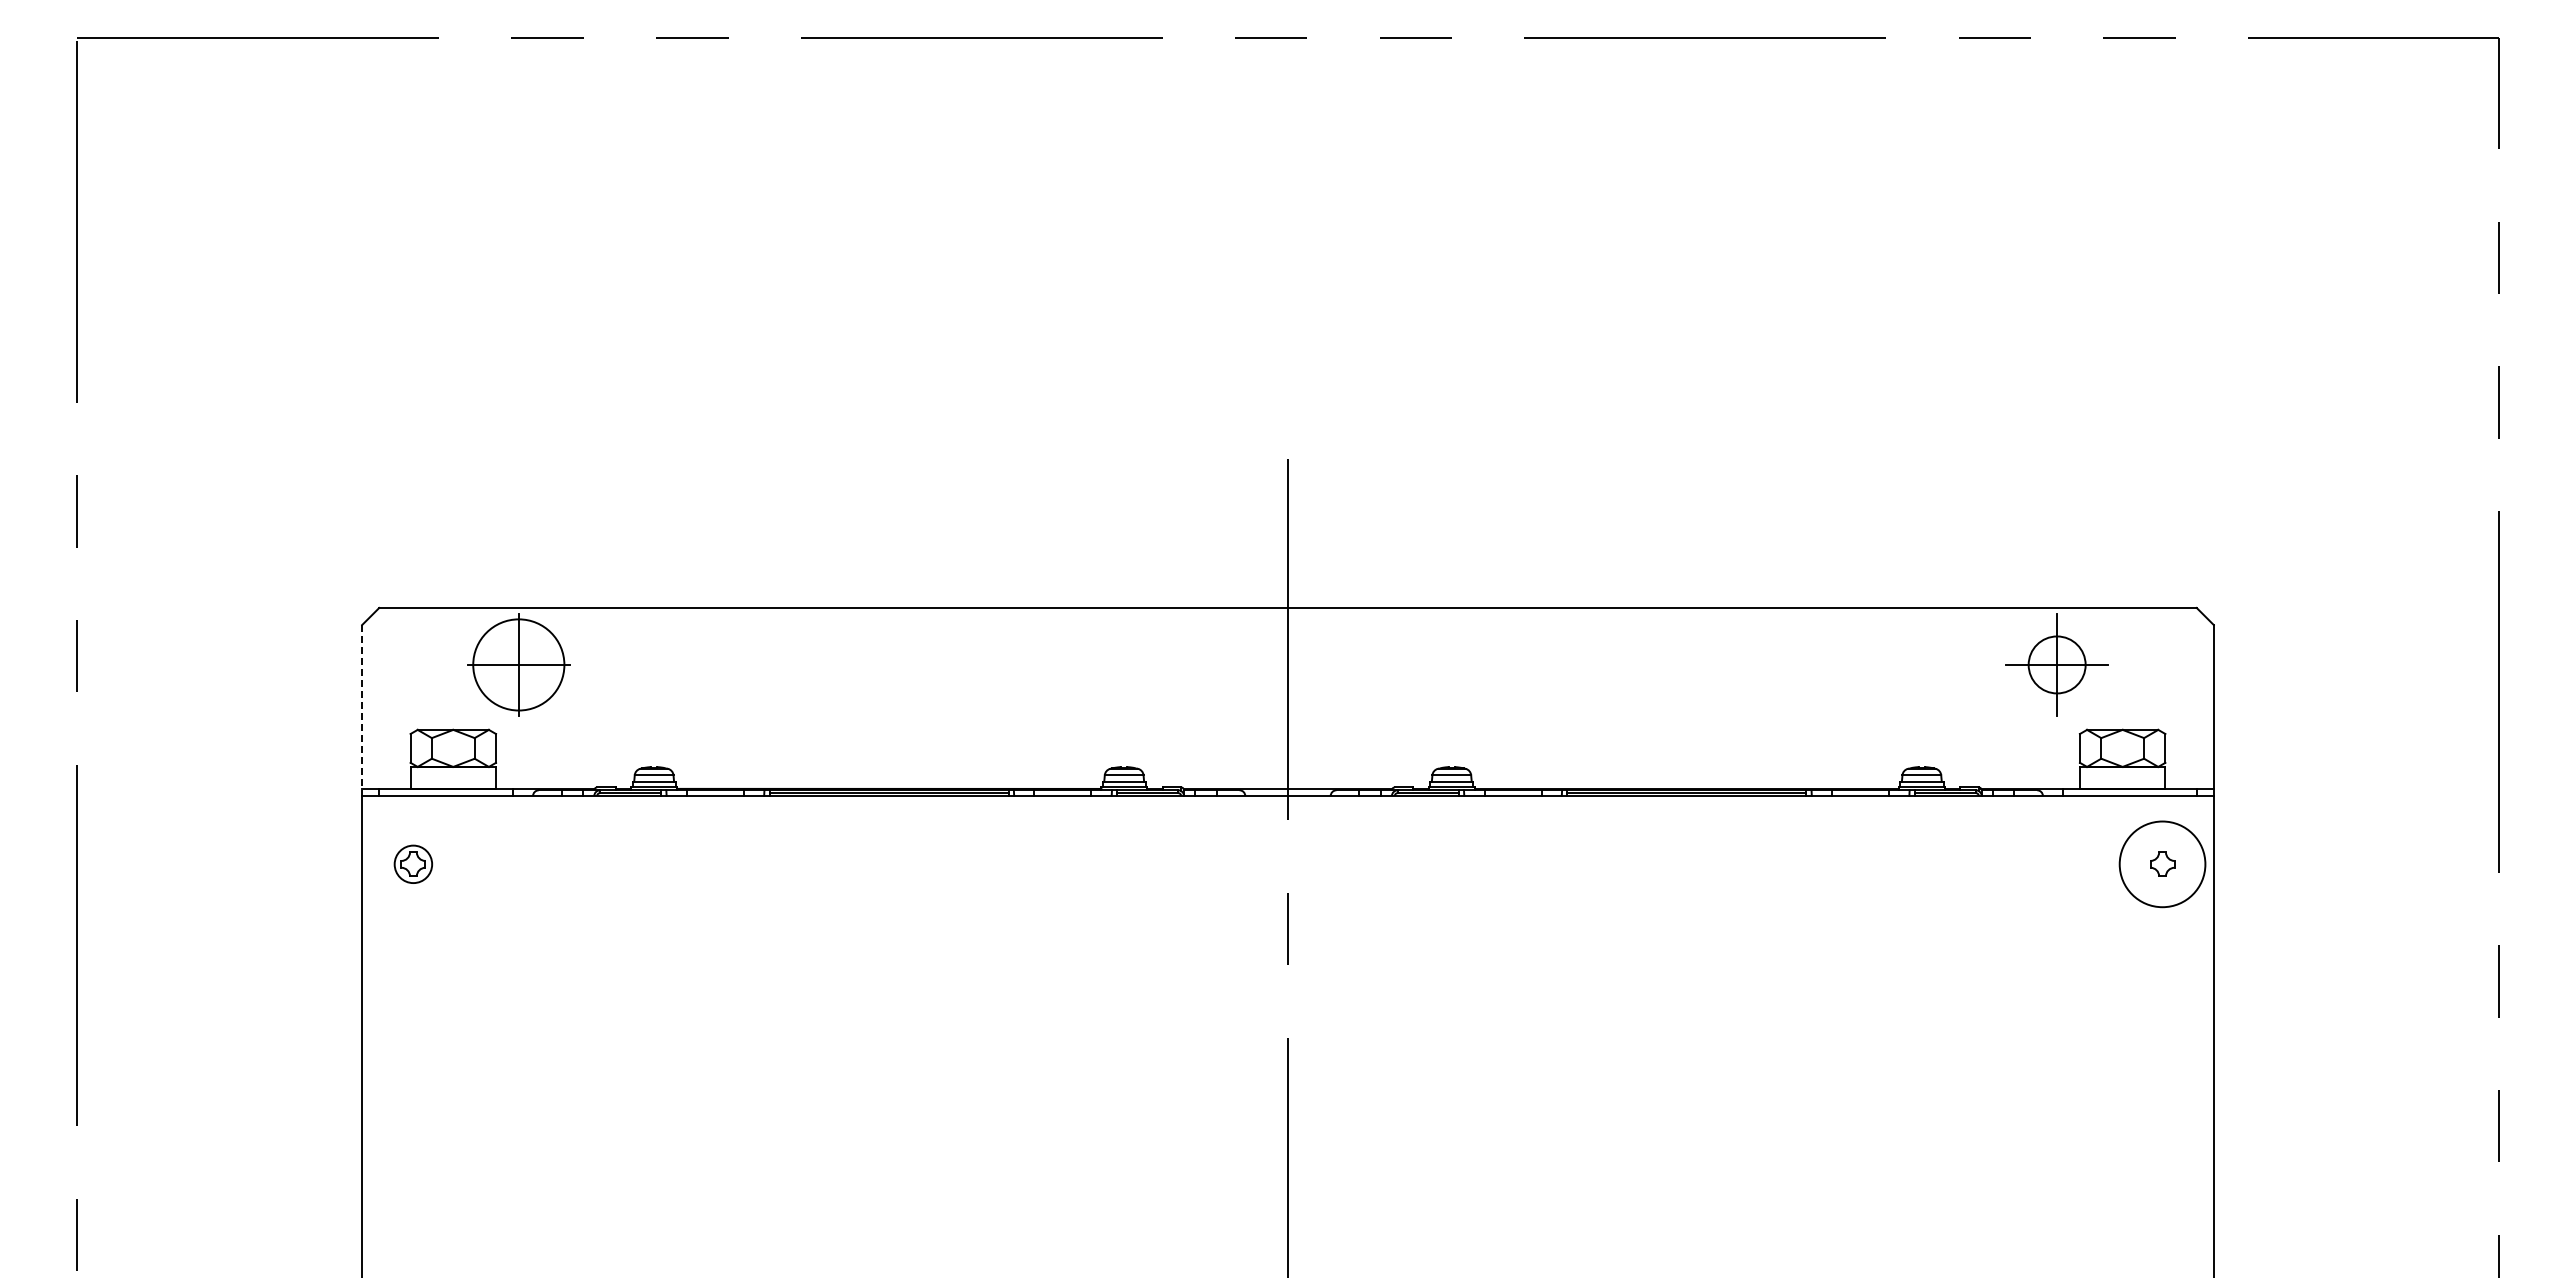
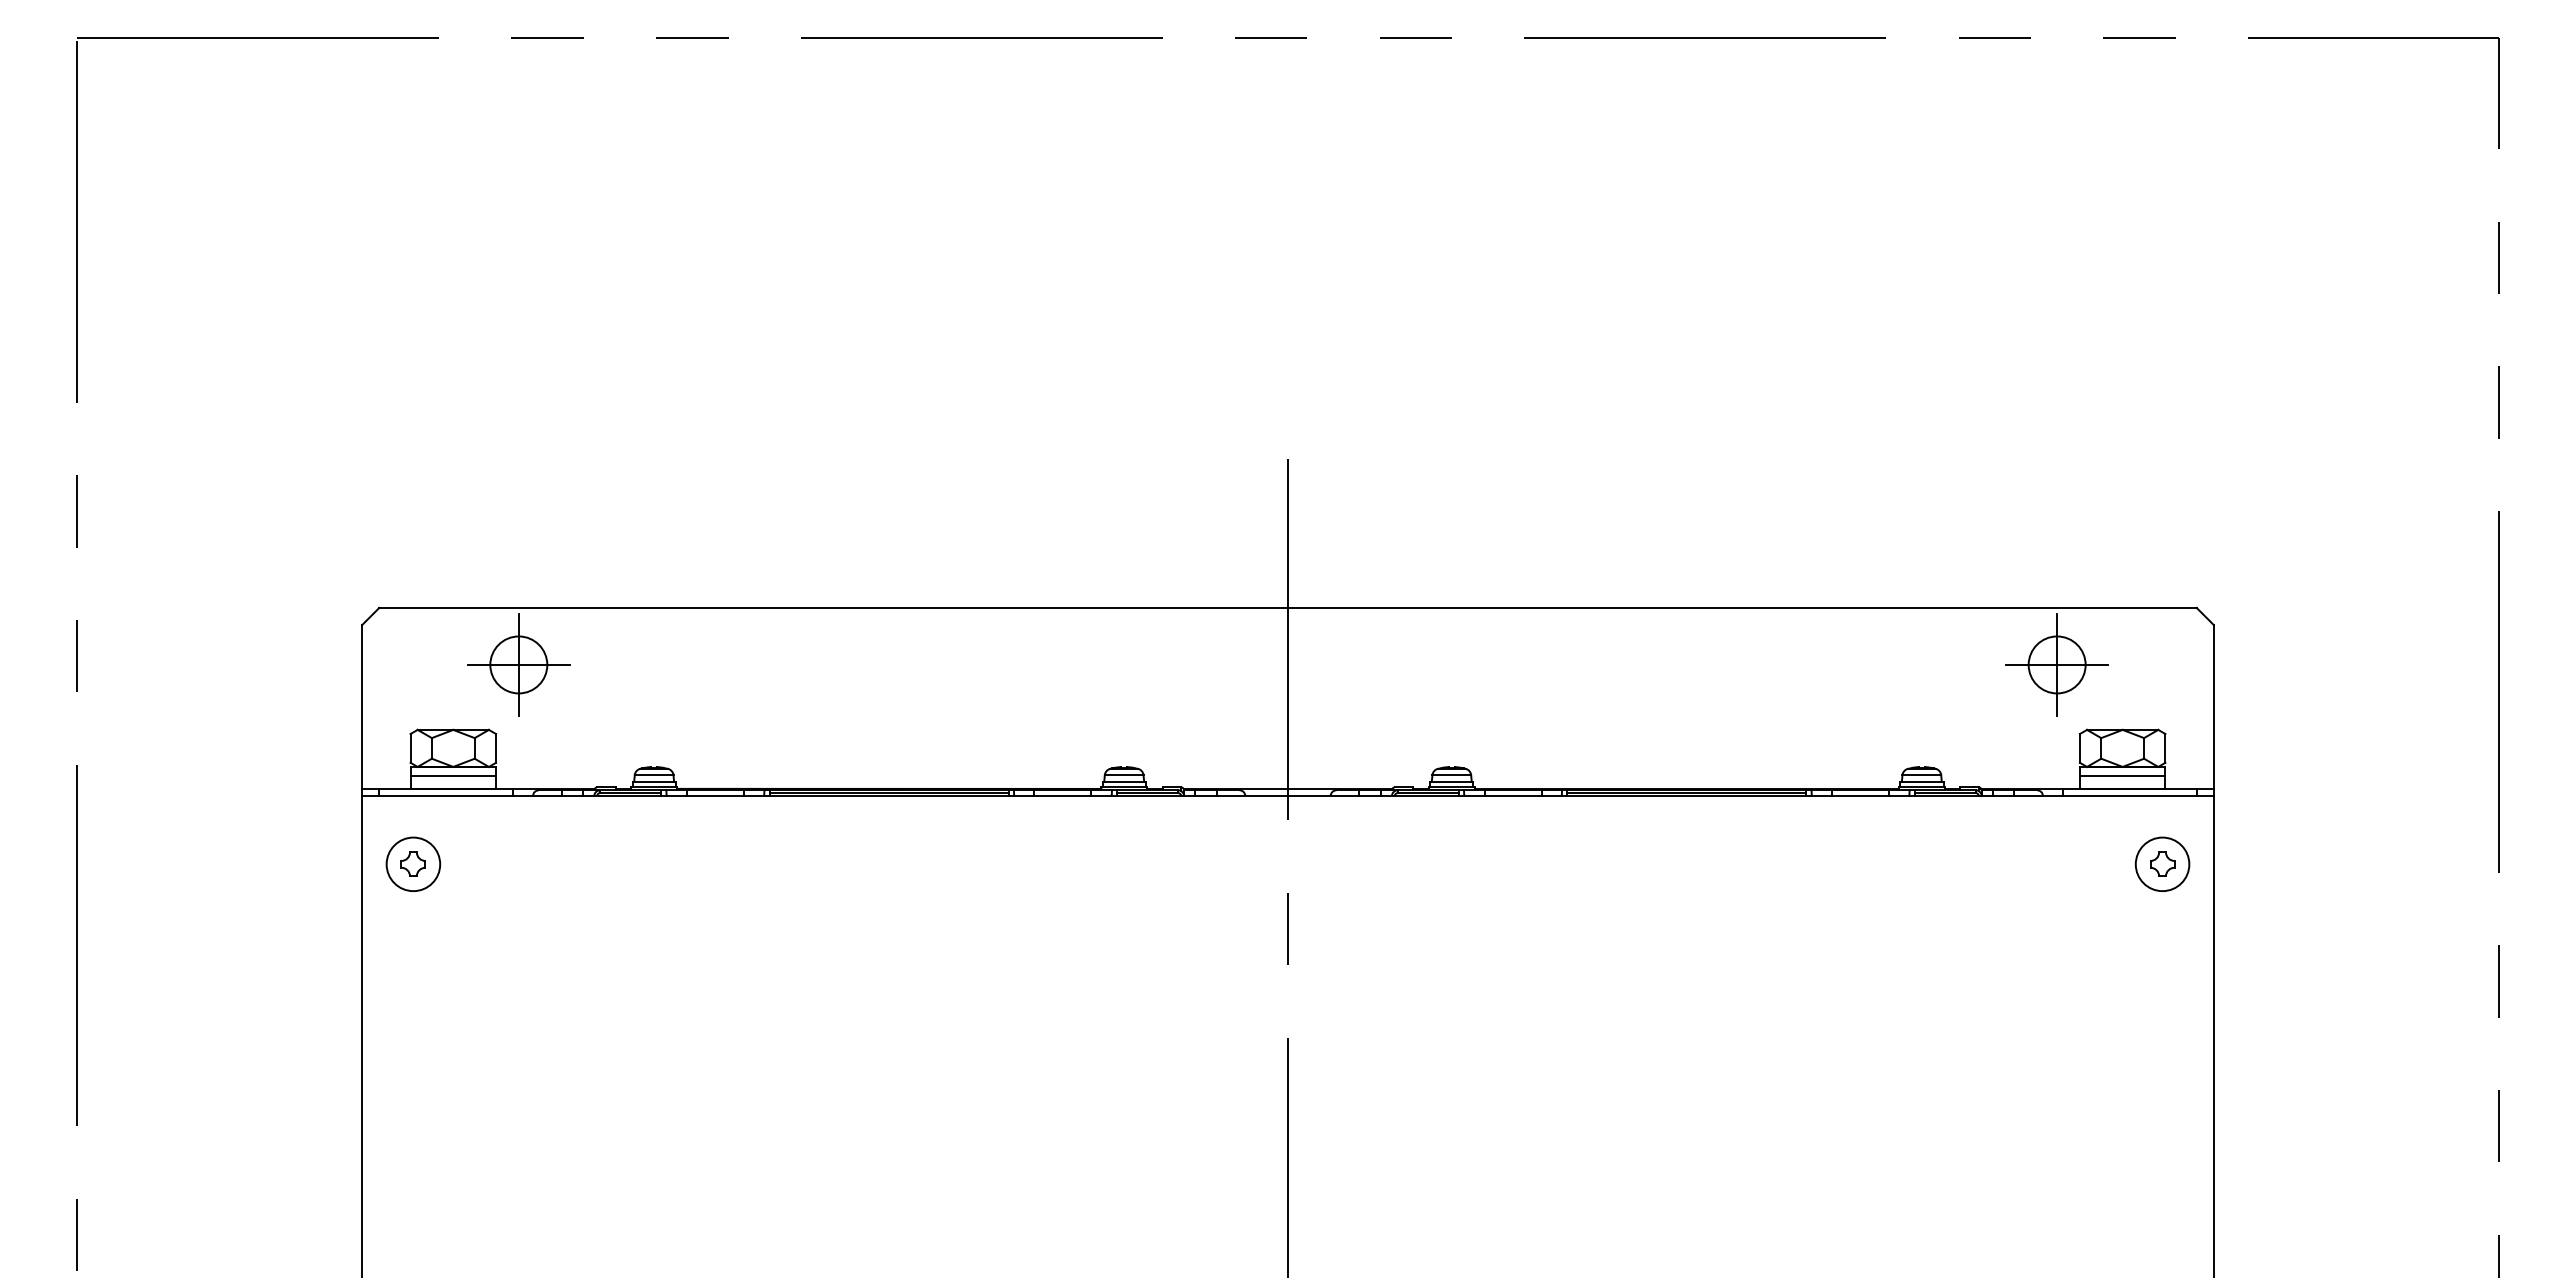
circle diameter: 91 px -> 57 px (518, 664)
line: dashed -> solid (362, 711)
line: none -> present (453, 776)
line: none -> present (2122, 776)
circle diameter: 37 px -> 54 px (413, 864)
circle diameter: 86 px -> 54 px (2162, 864)
